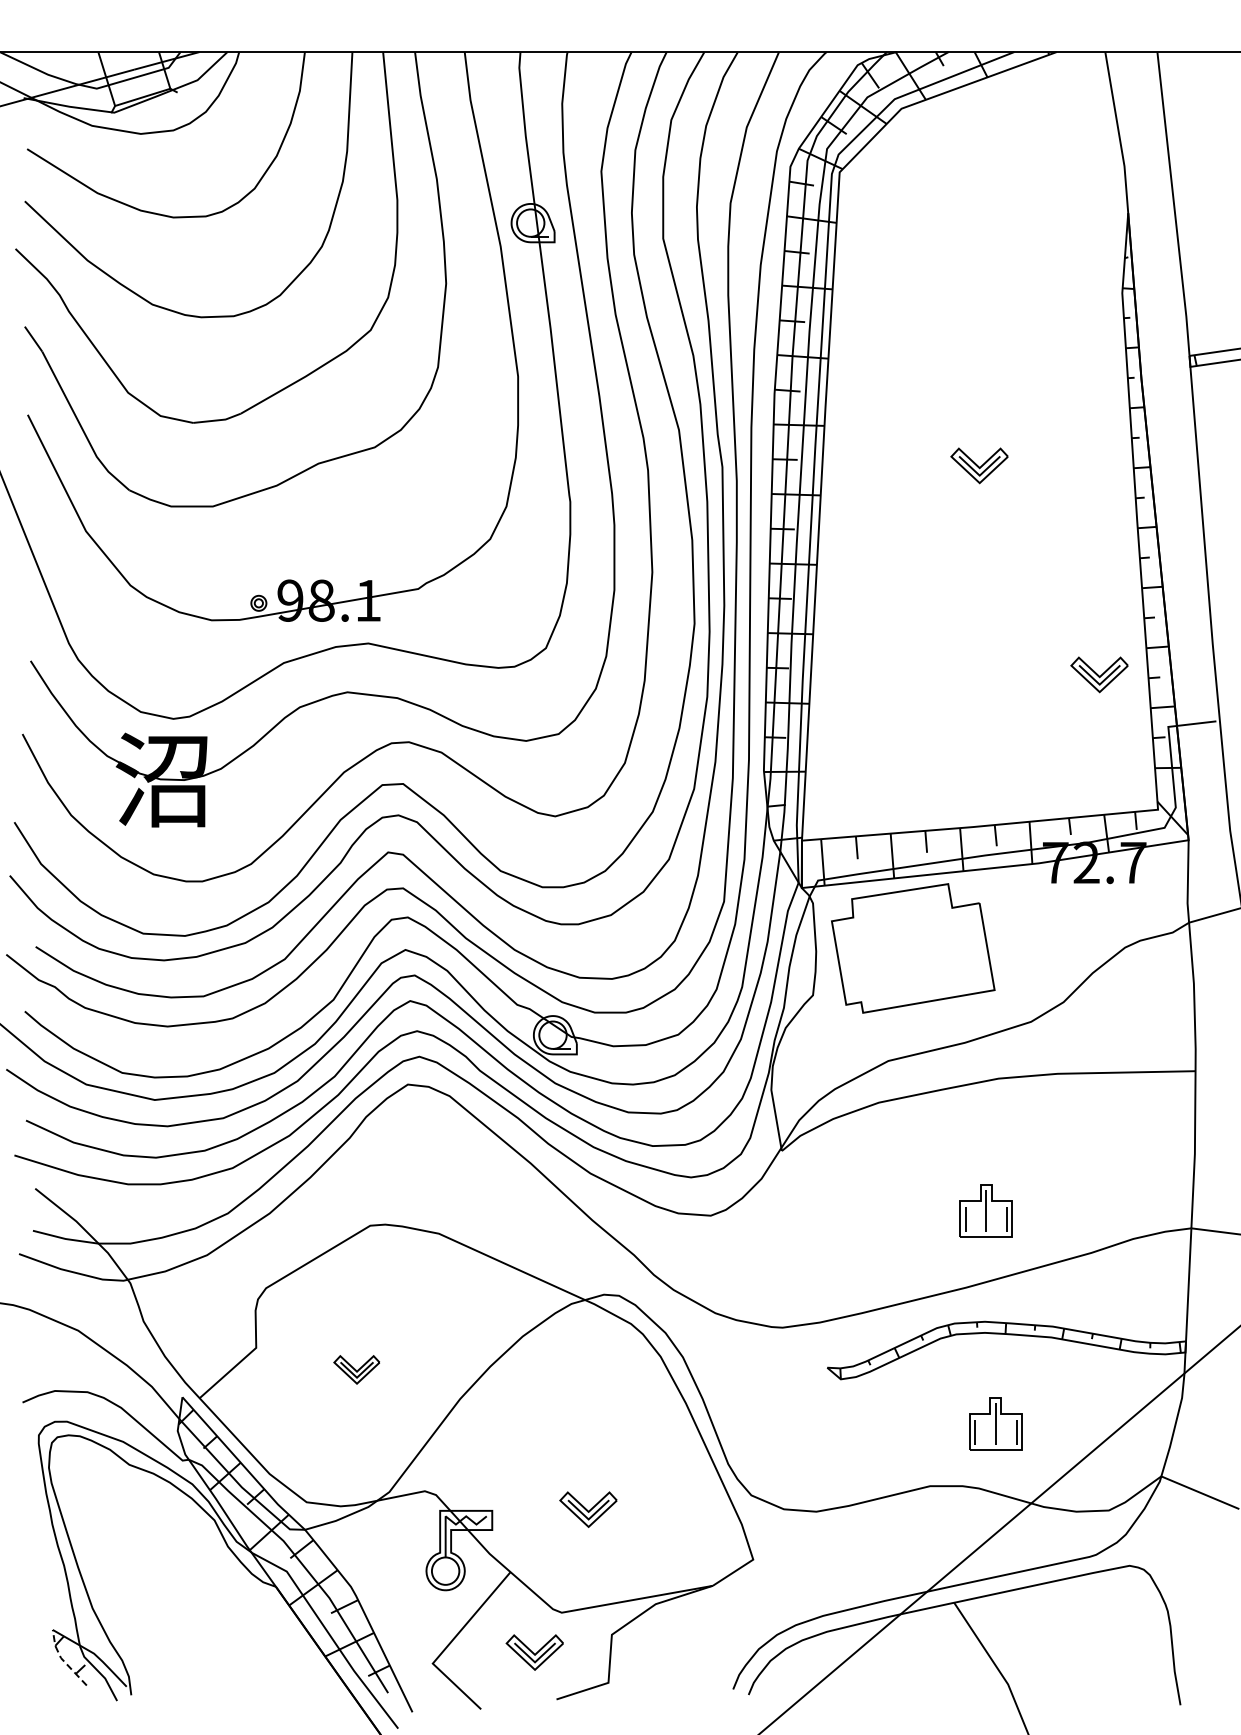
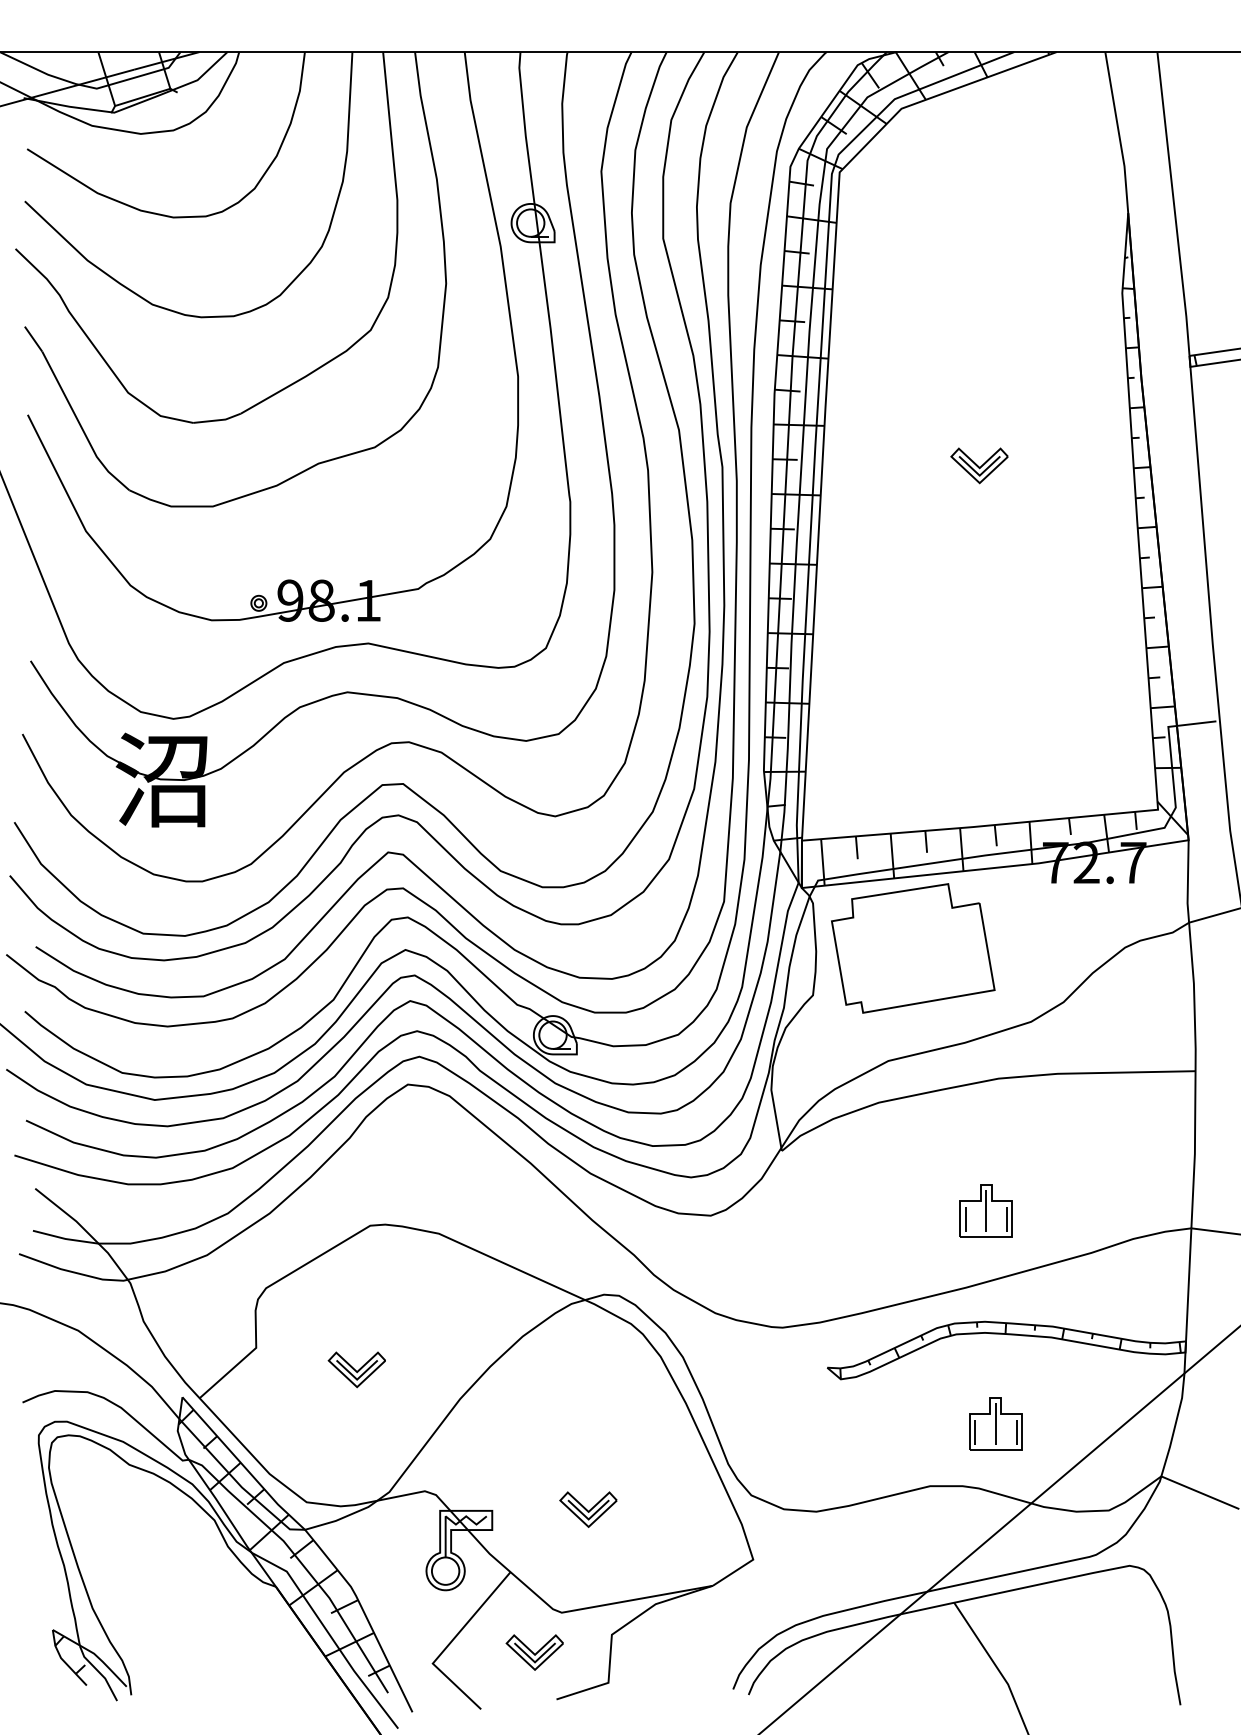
part: present -> none (1099, 674)
part size: 47x30 px -> 59x38 px (356, 1369)
line: dashed -> solid (62, 1659)
